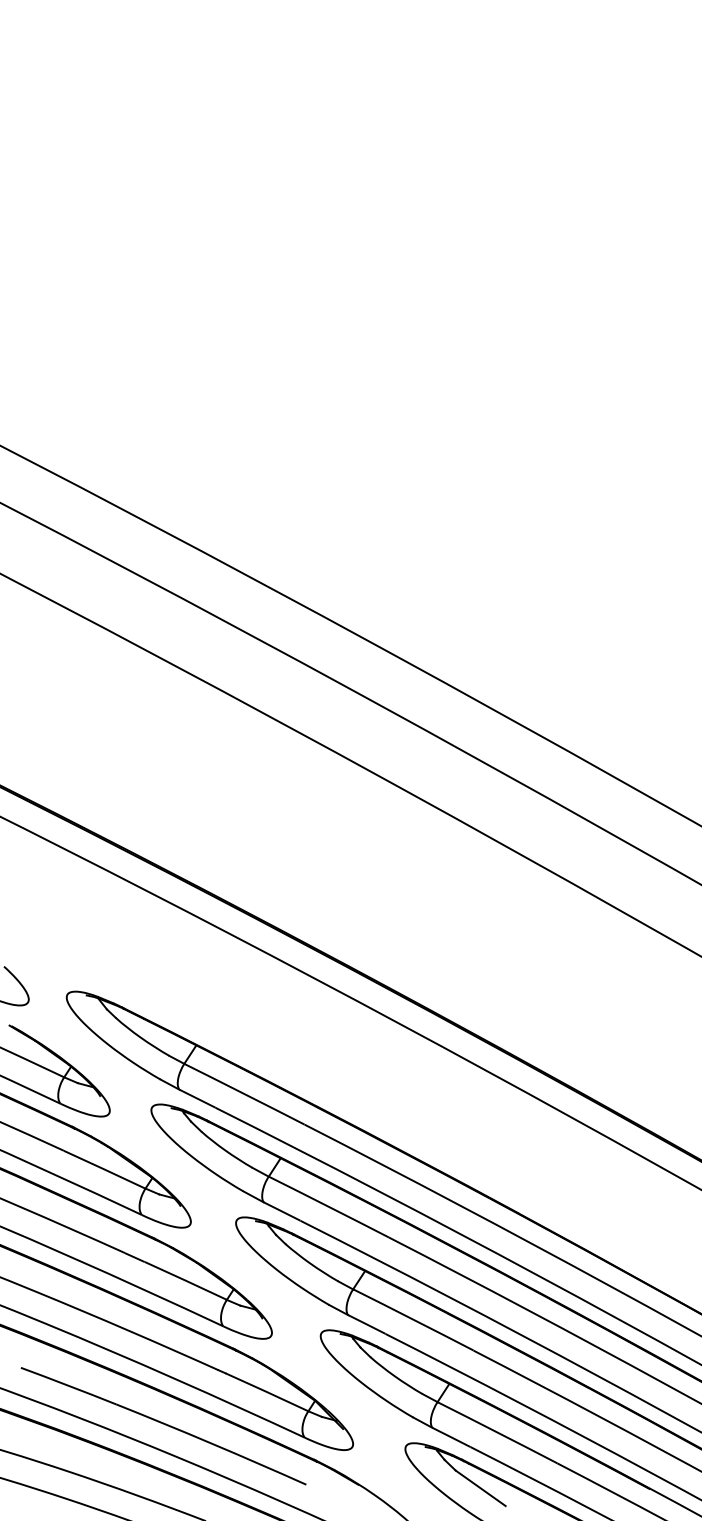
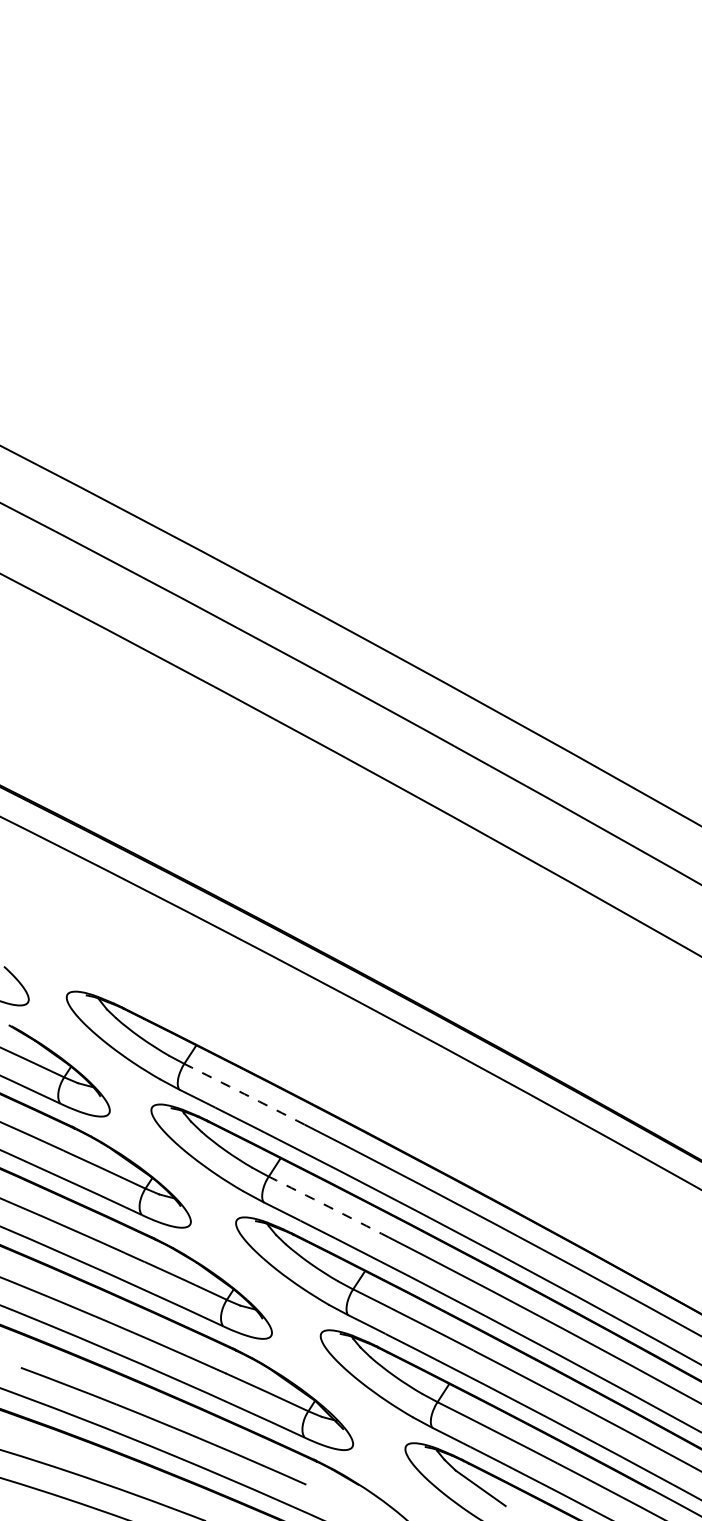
arc: solid -> dashed (244, 1094)
arc: solid -> dashed (328, 1206)
